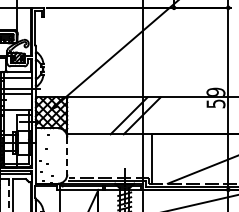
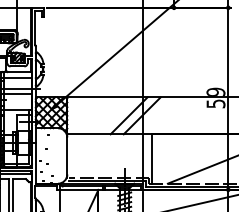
line: dashed -> solid (67, 157)
line: dashed -> solid (8, 196)
